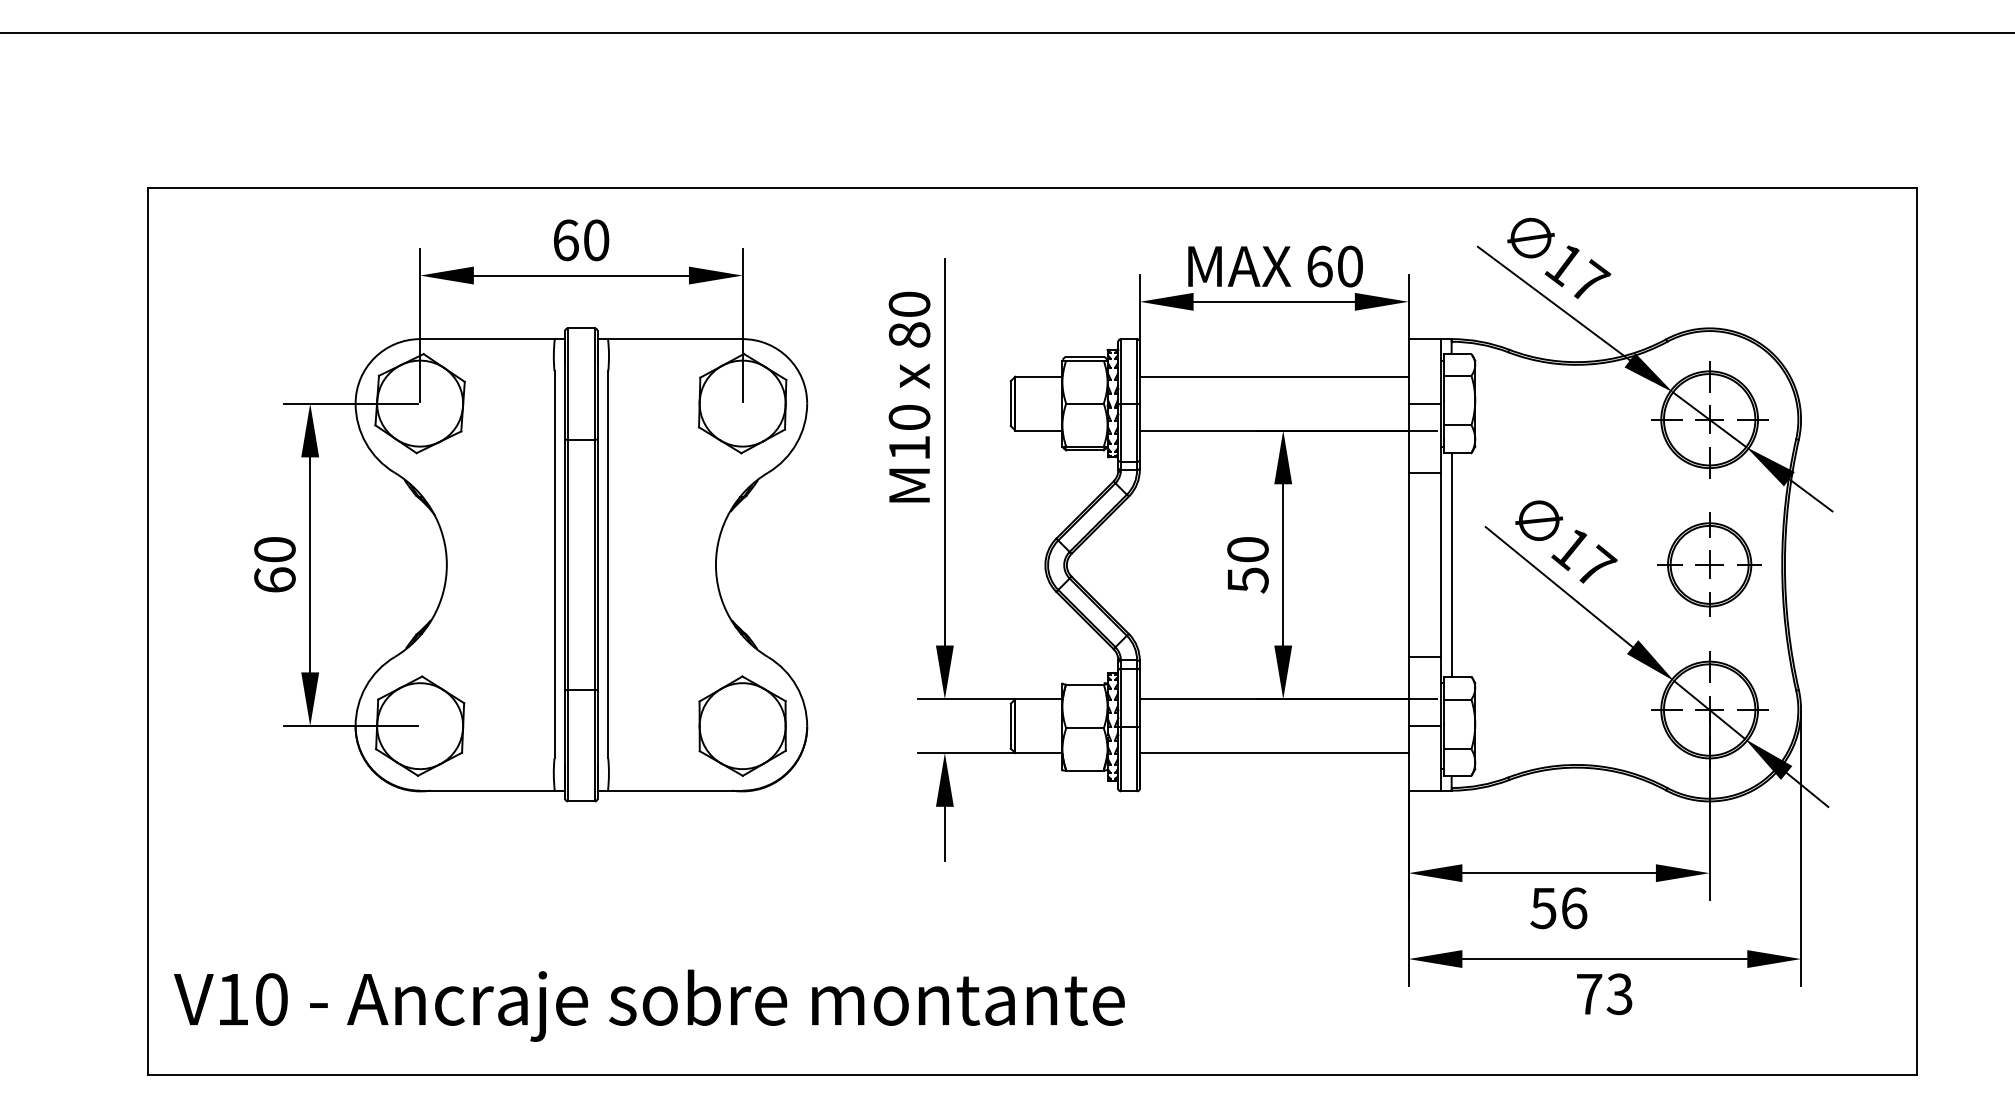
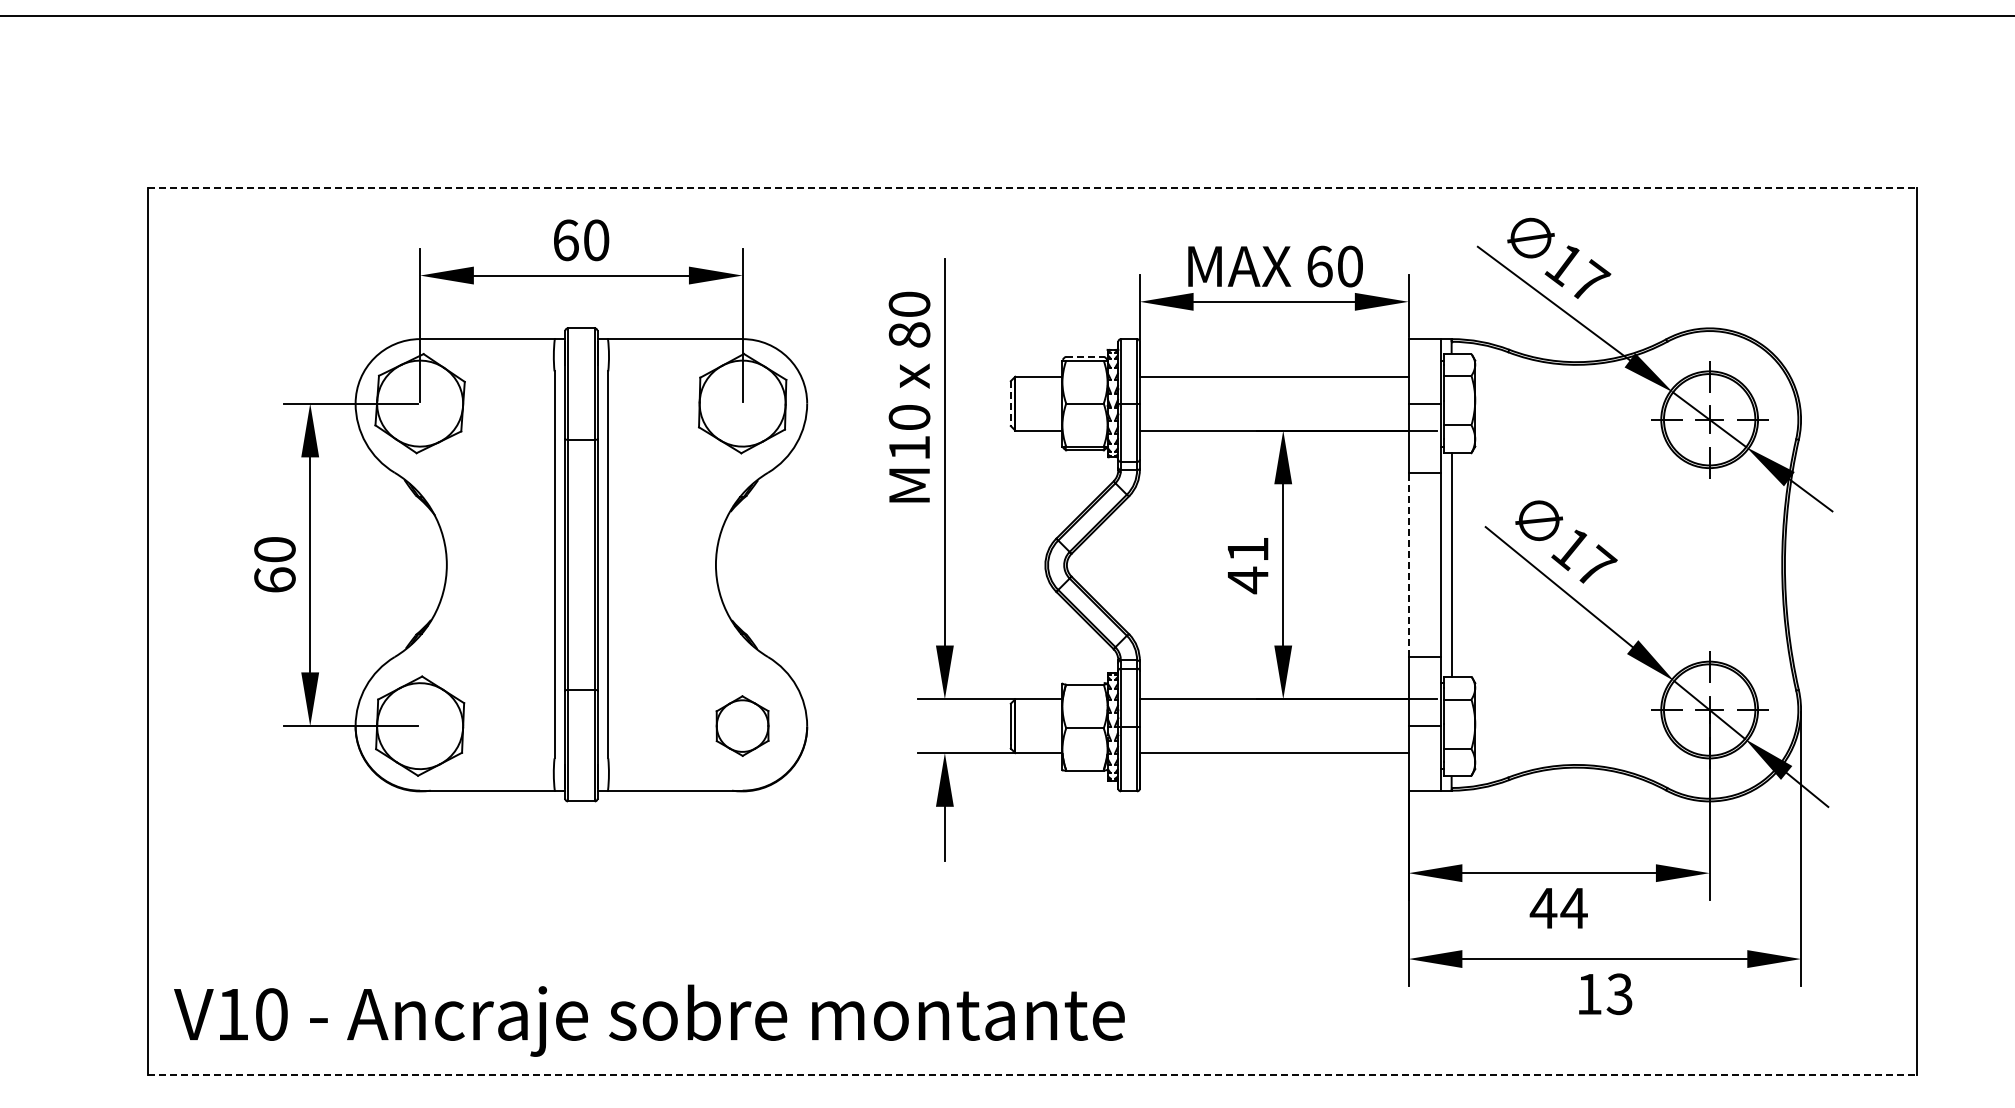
line position: (1006, 33) -> (1006, 16) (1006, 16)
line: solid -> dashed (1032, 188)
line: solid -> dashed (1085, 356)
line: solid -> dashed (1010, 404)
line: solid -> dashed (1408, 564)
part: present -> none (1709, 564)
text: 50 -> 41 (1247, 565)
part size: 89x102 px -> 55x62 px (742, 725)
text: 56 -> 44 (1558, 908)
text: 73 -> 13 (1589, 994)
text position: (649, 1005) -> (649, 1020) (649, 1020)
line: solid -> dashed (1032, 1074)
